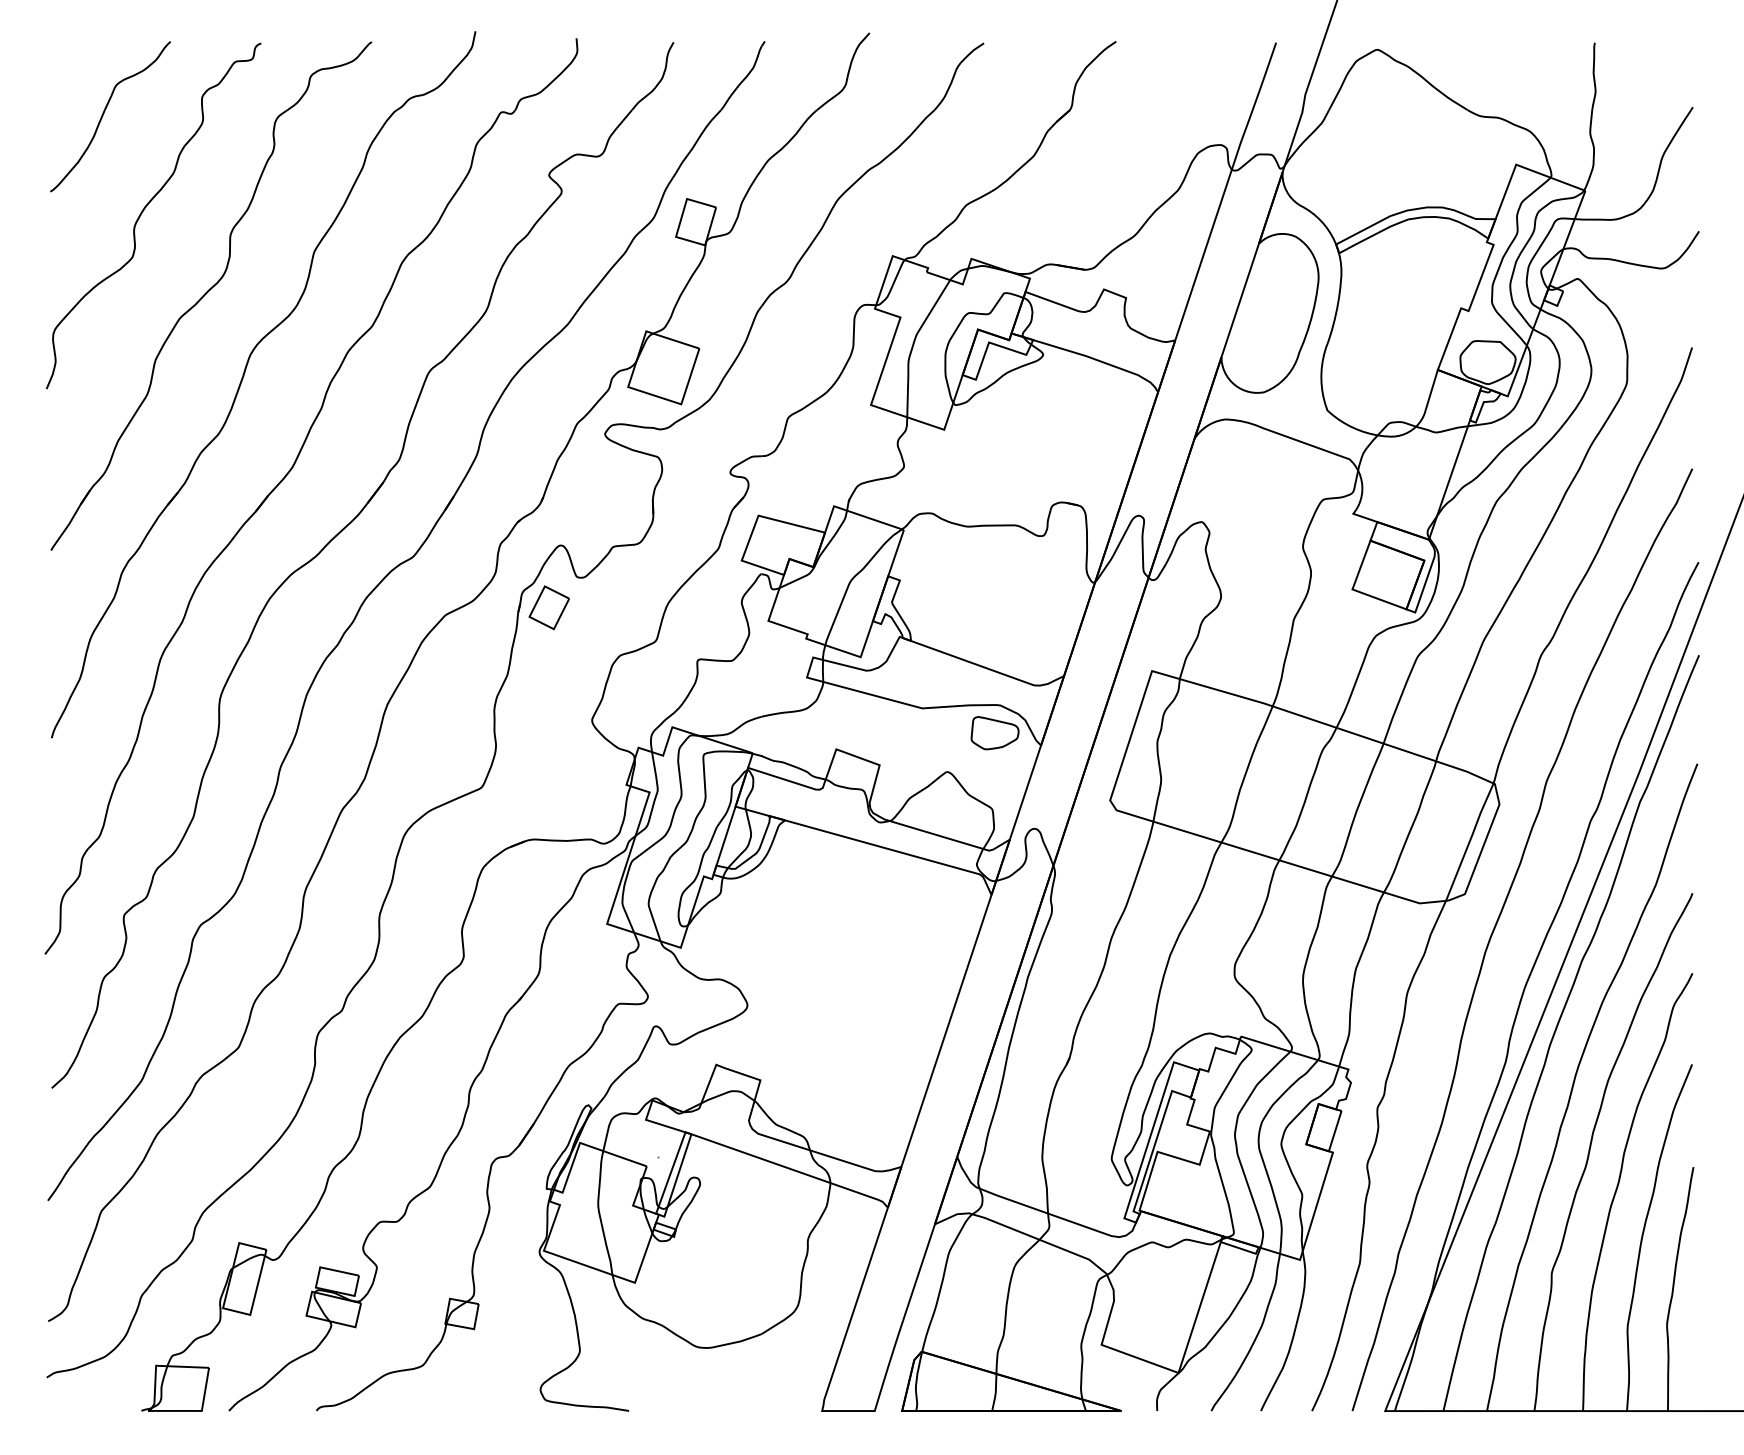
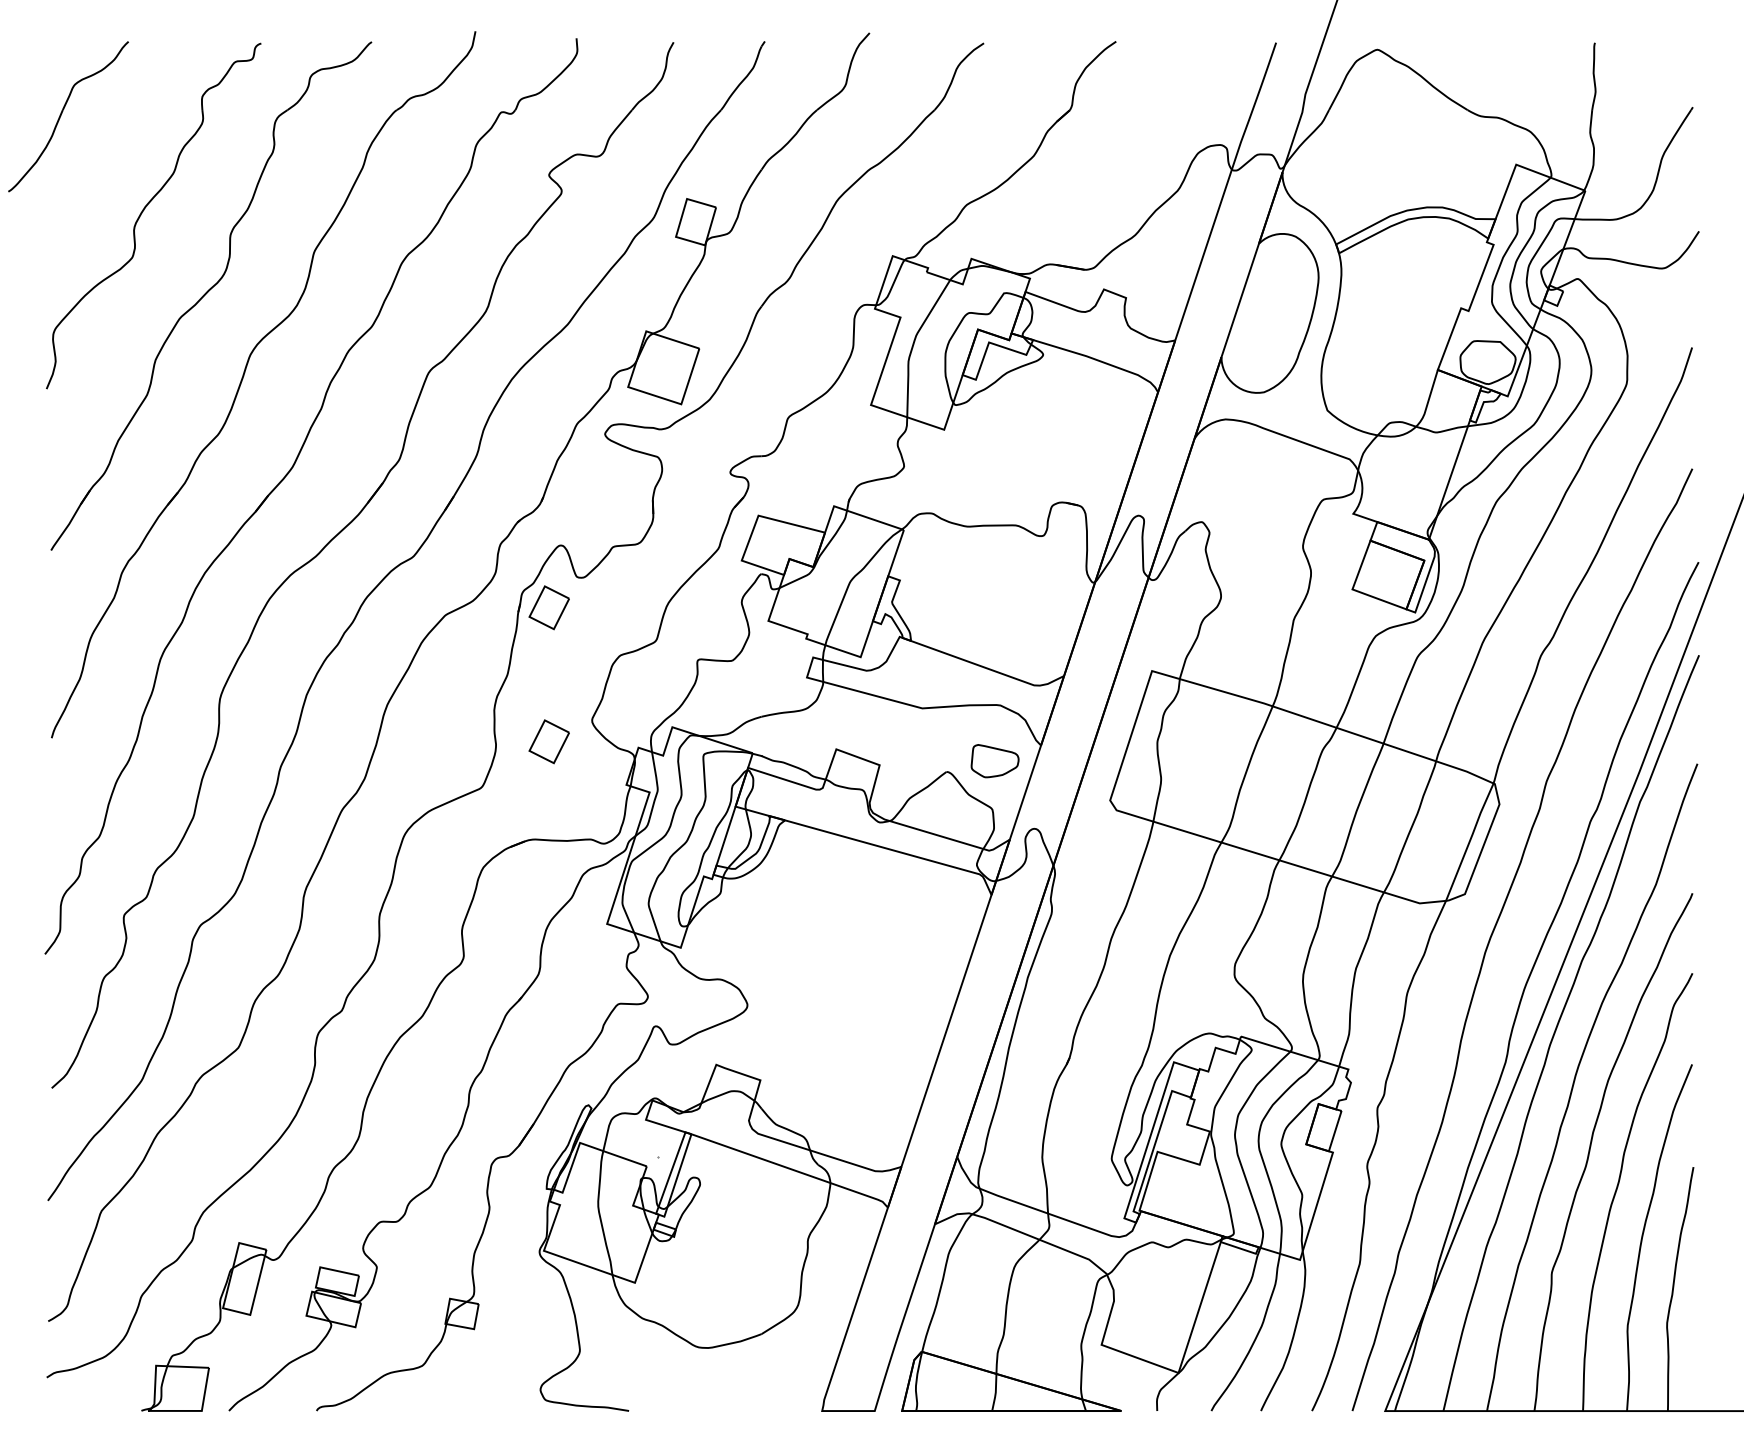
part position: (104, 113) -> (62, 113) (62, 113)
part position: (994, 733) -> (994, 761) (994, 761)
part: none -> present (548, 741)
